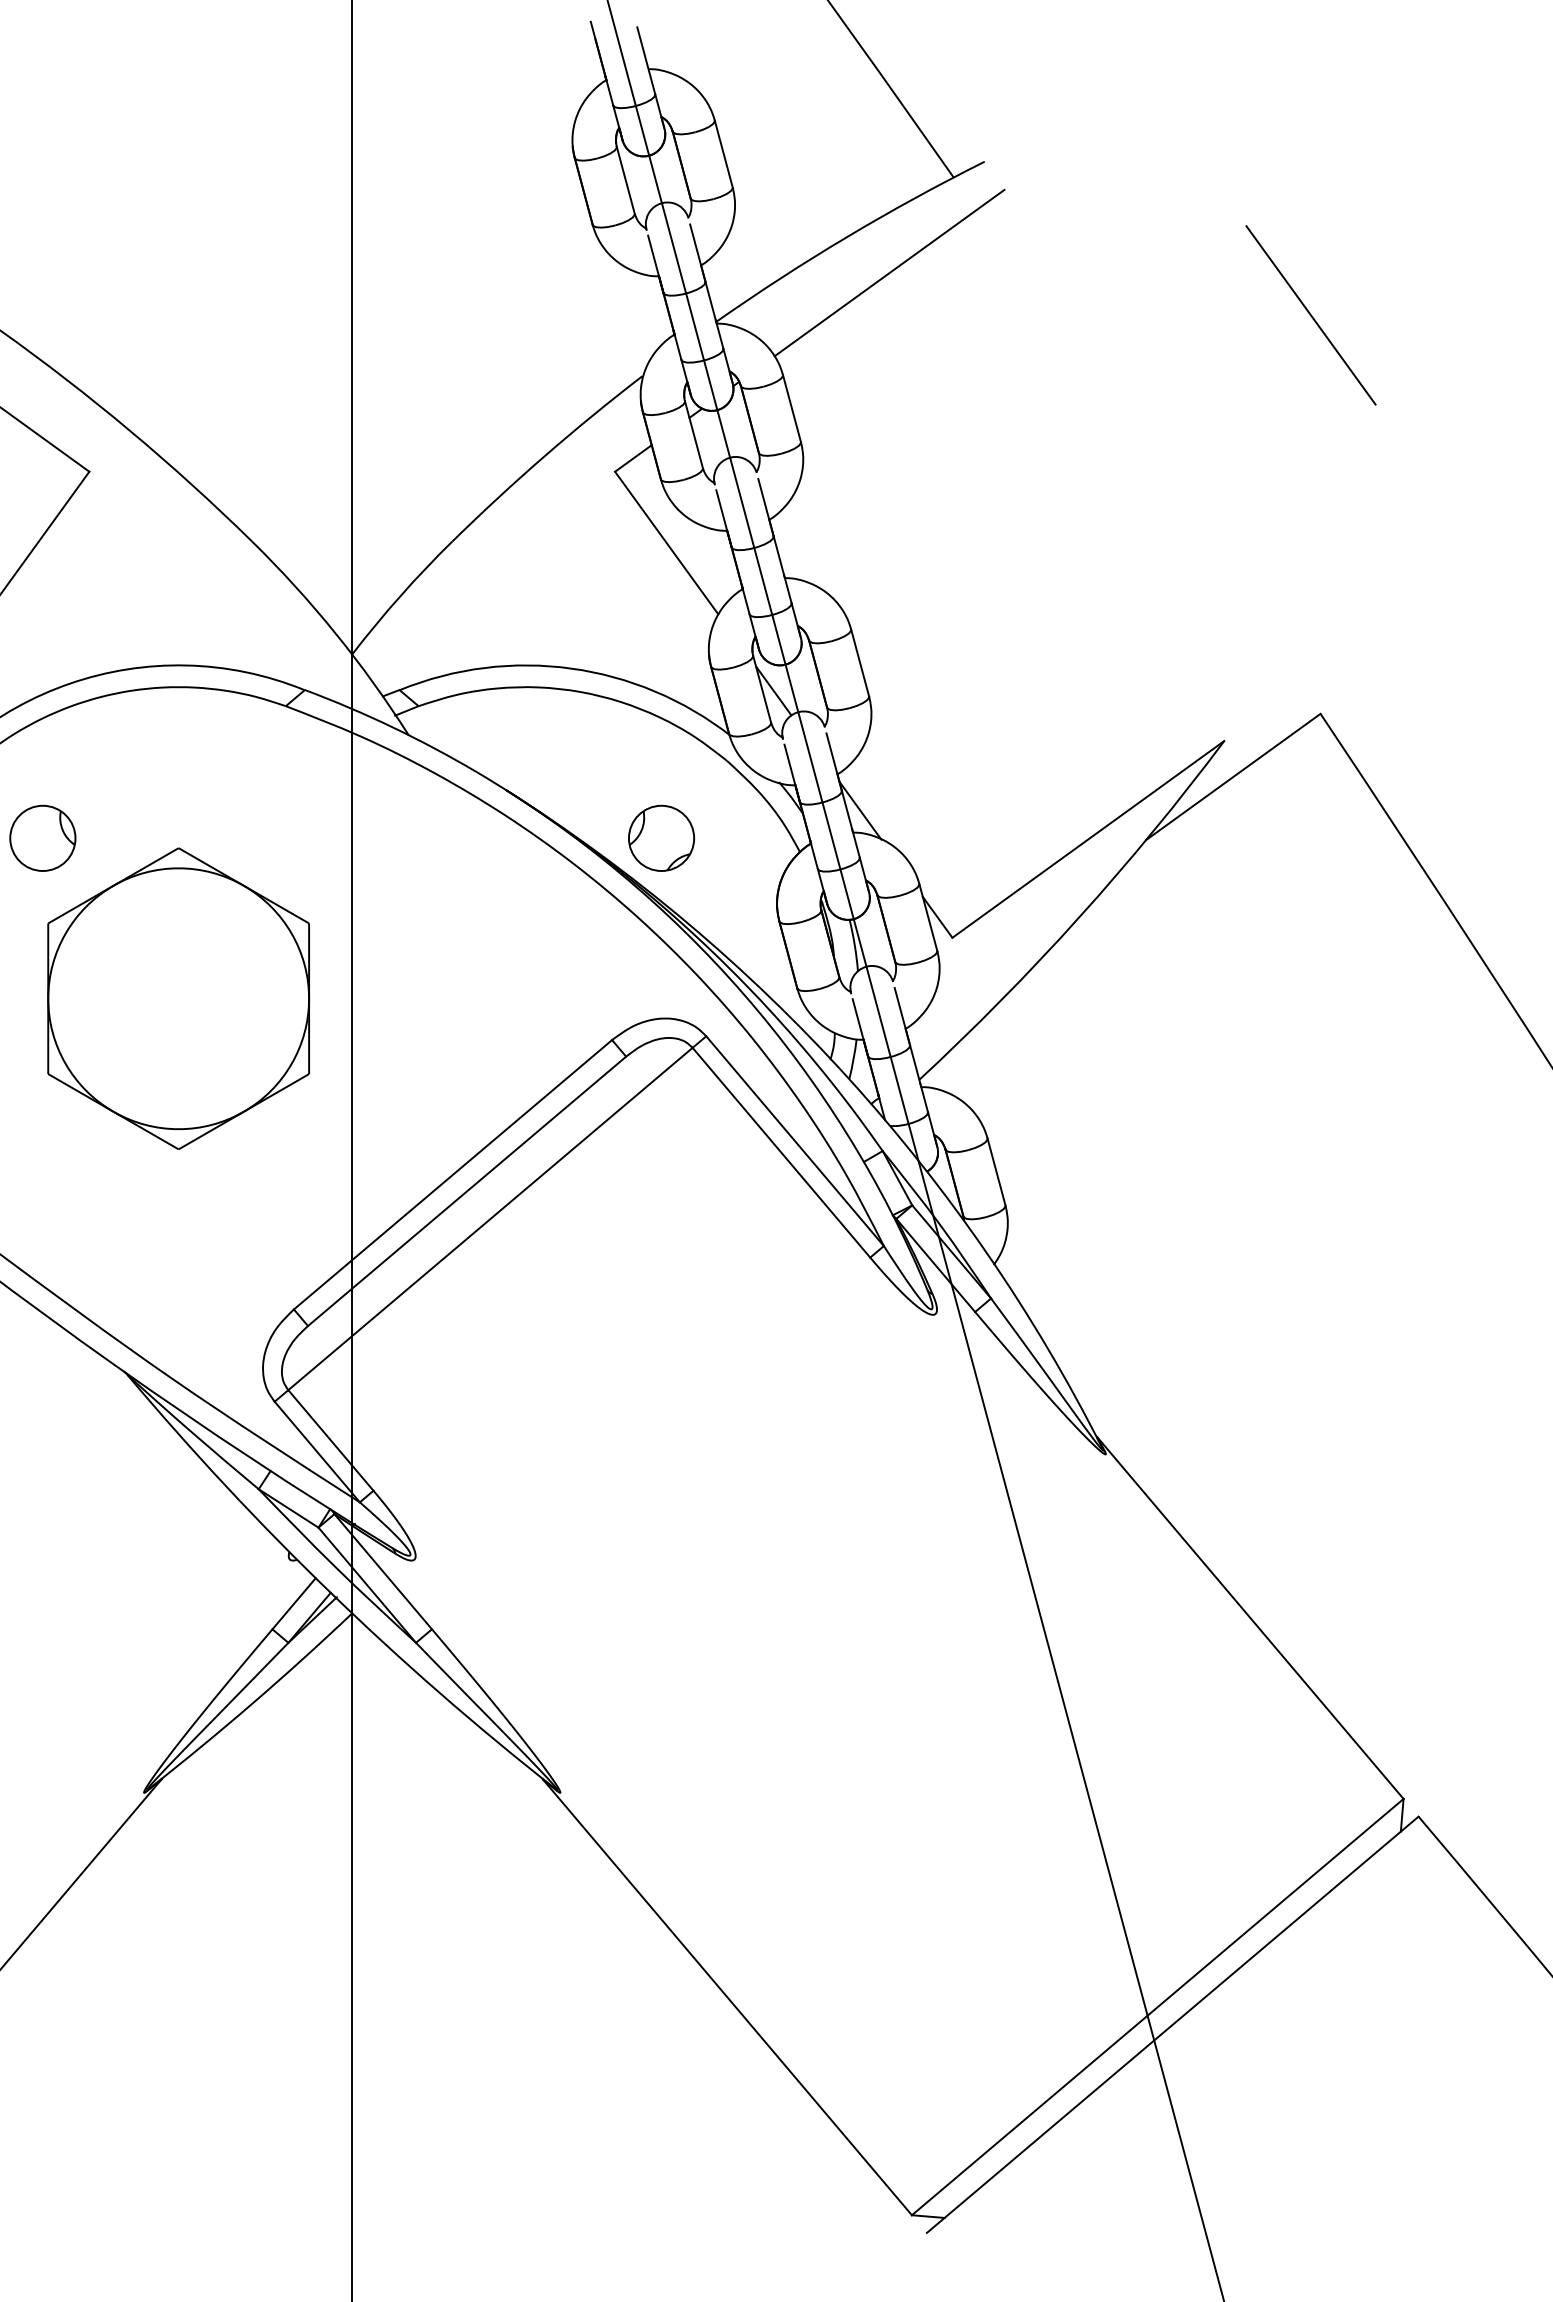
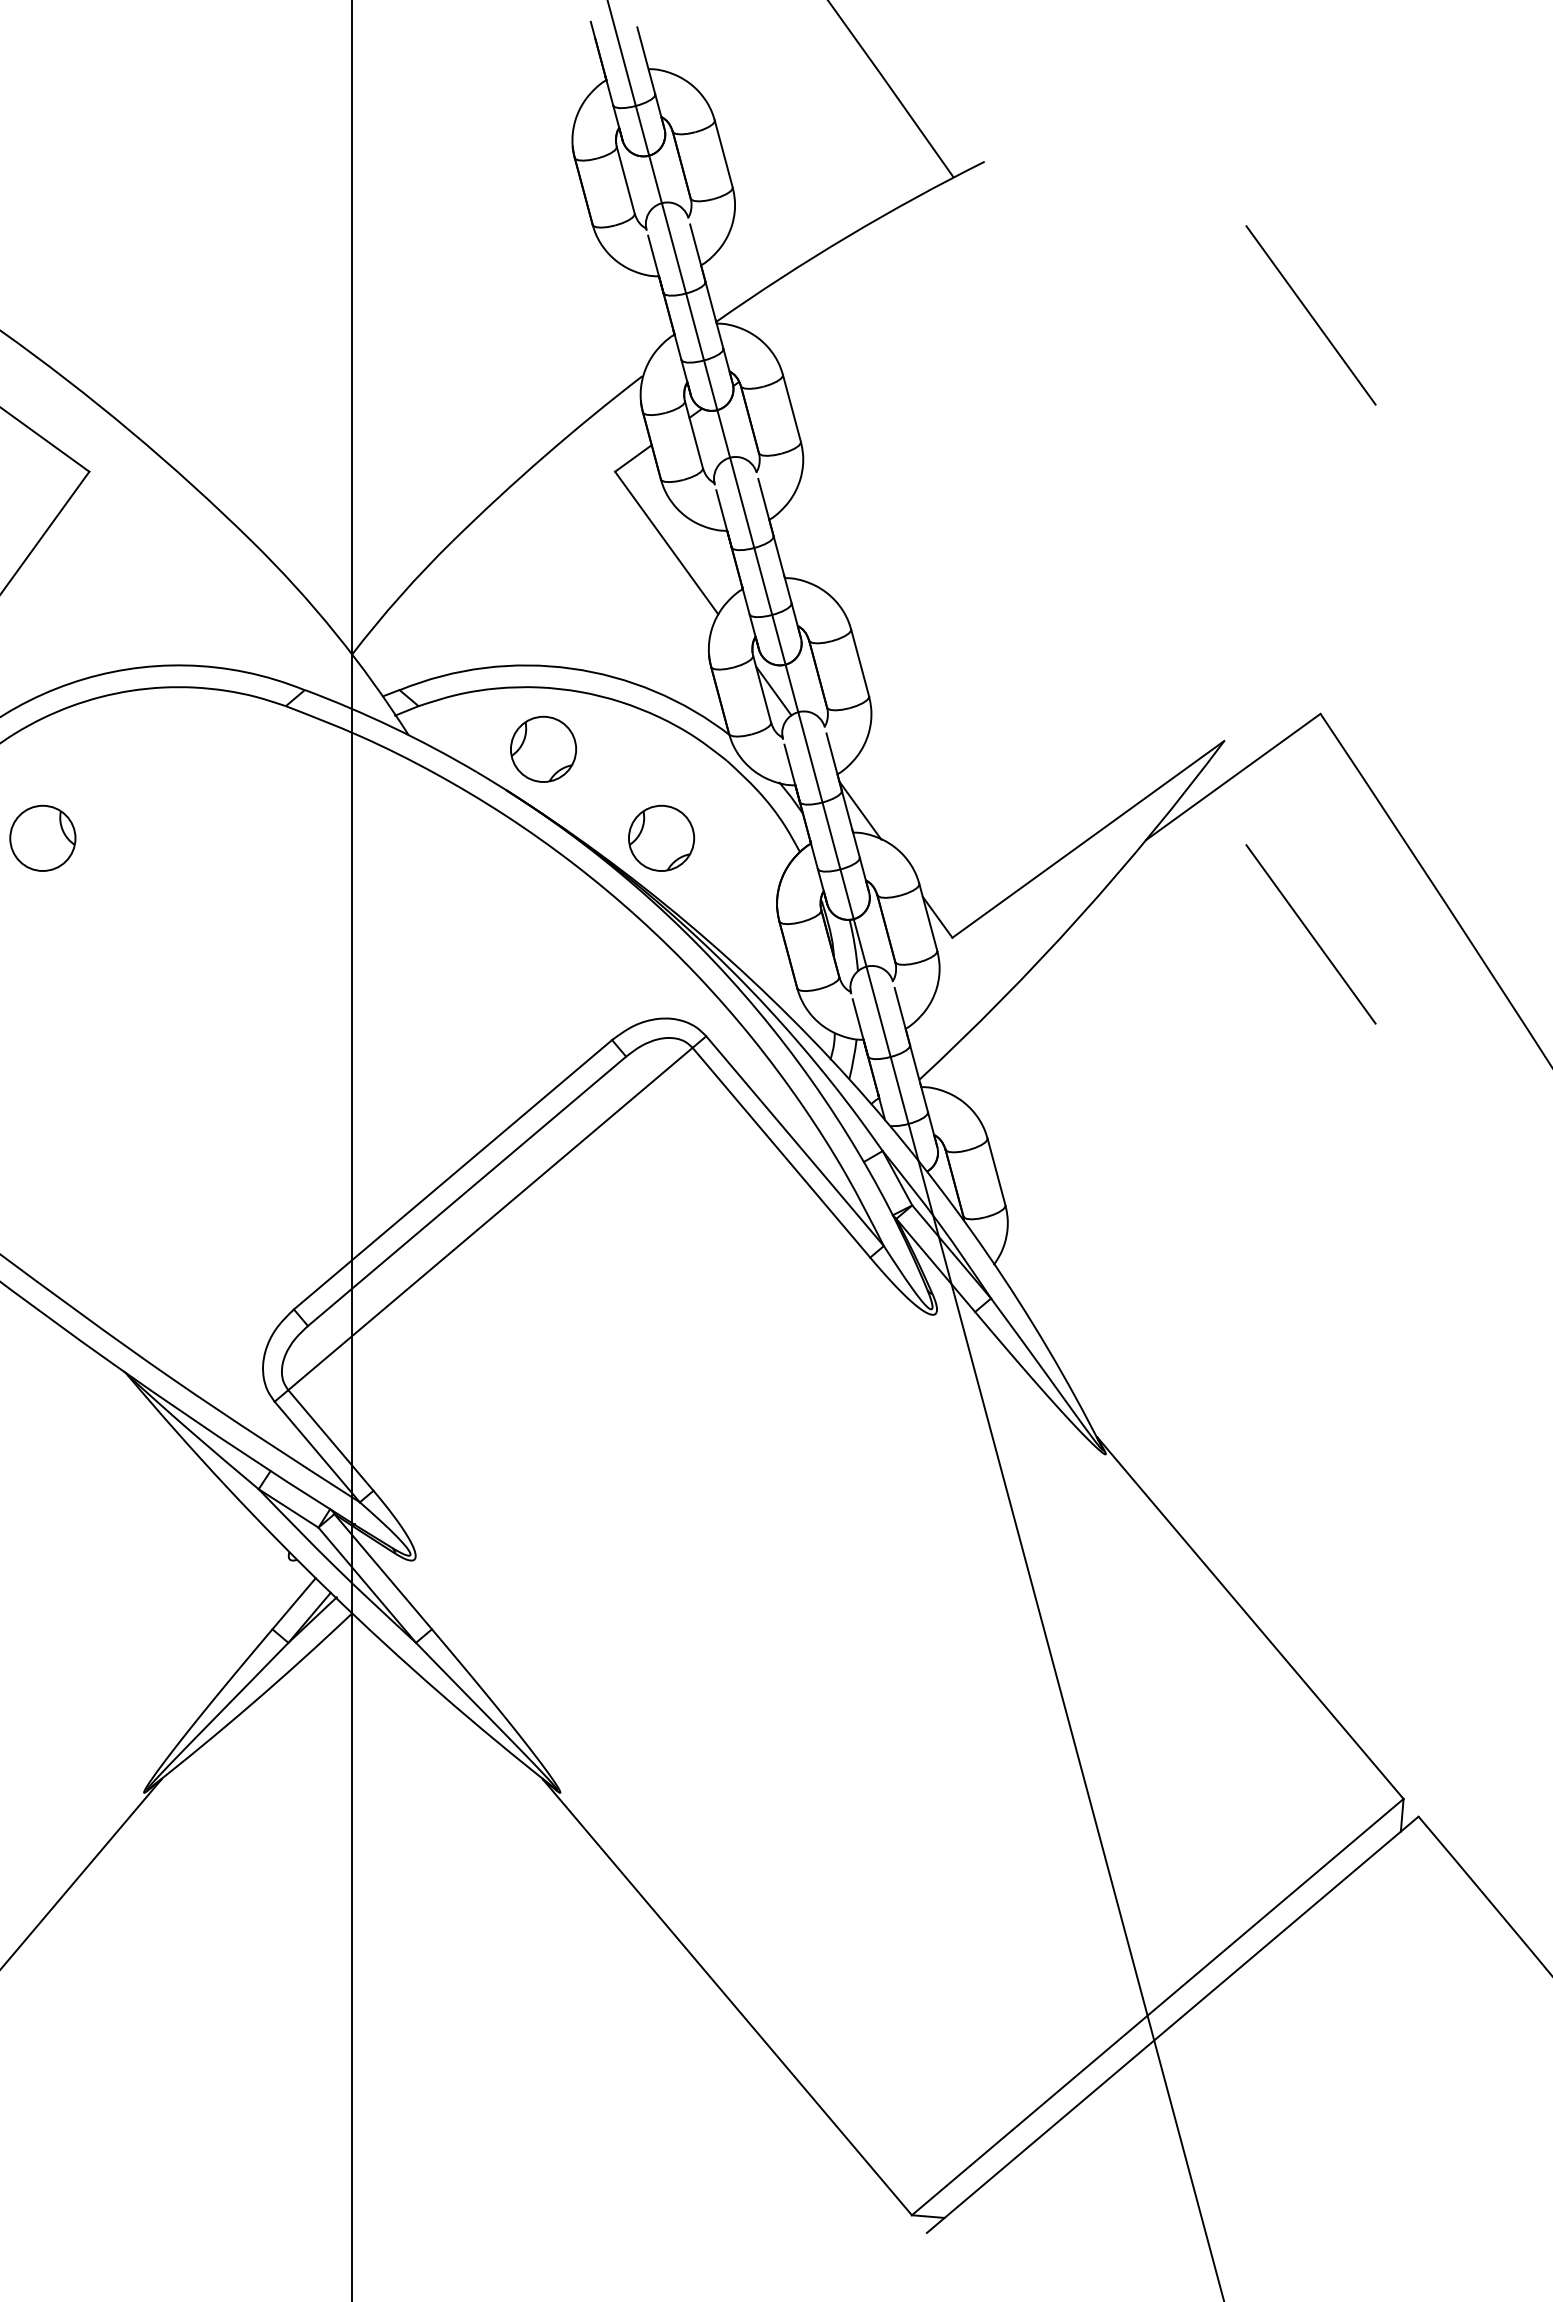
line: present -> none (889, 272)
part: none -> present (543, 748)
line: none -> present (1310, 934)
part: present -> none (178, 998)
